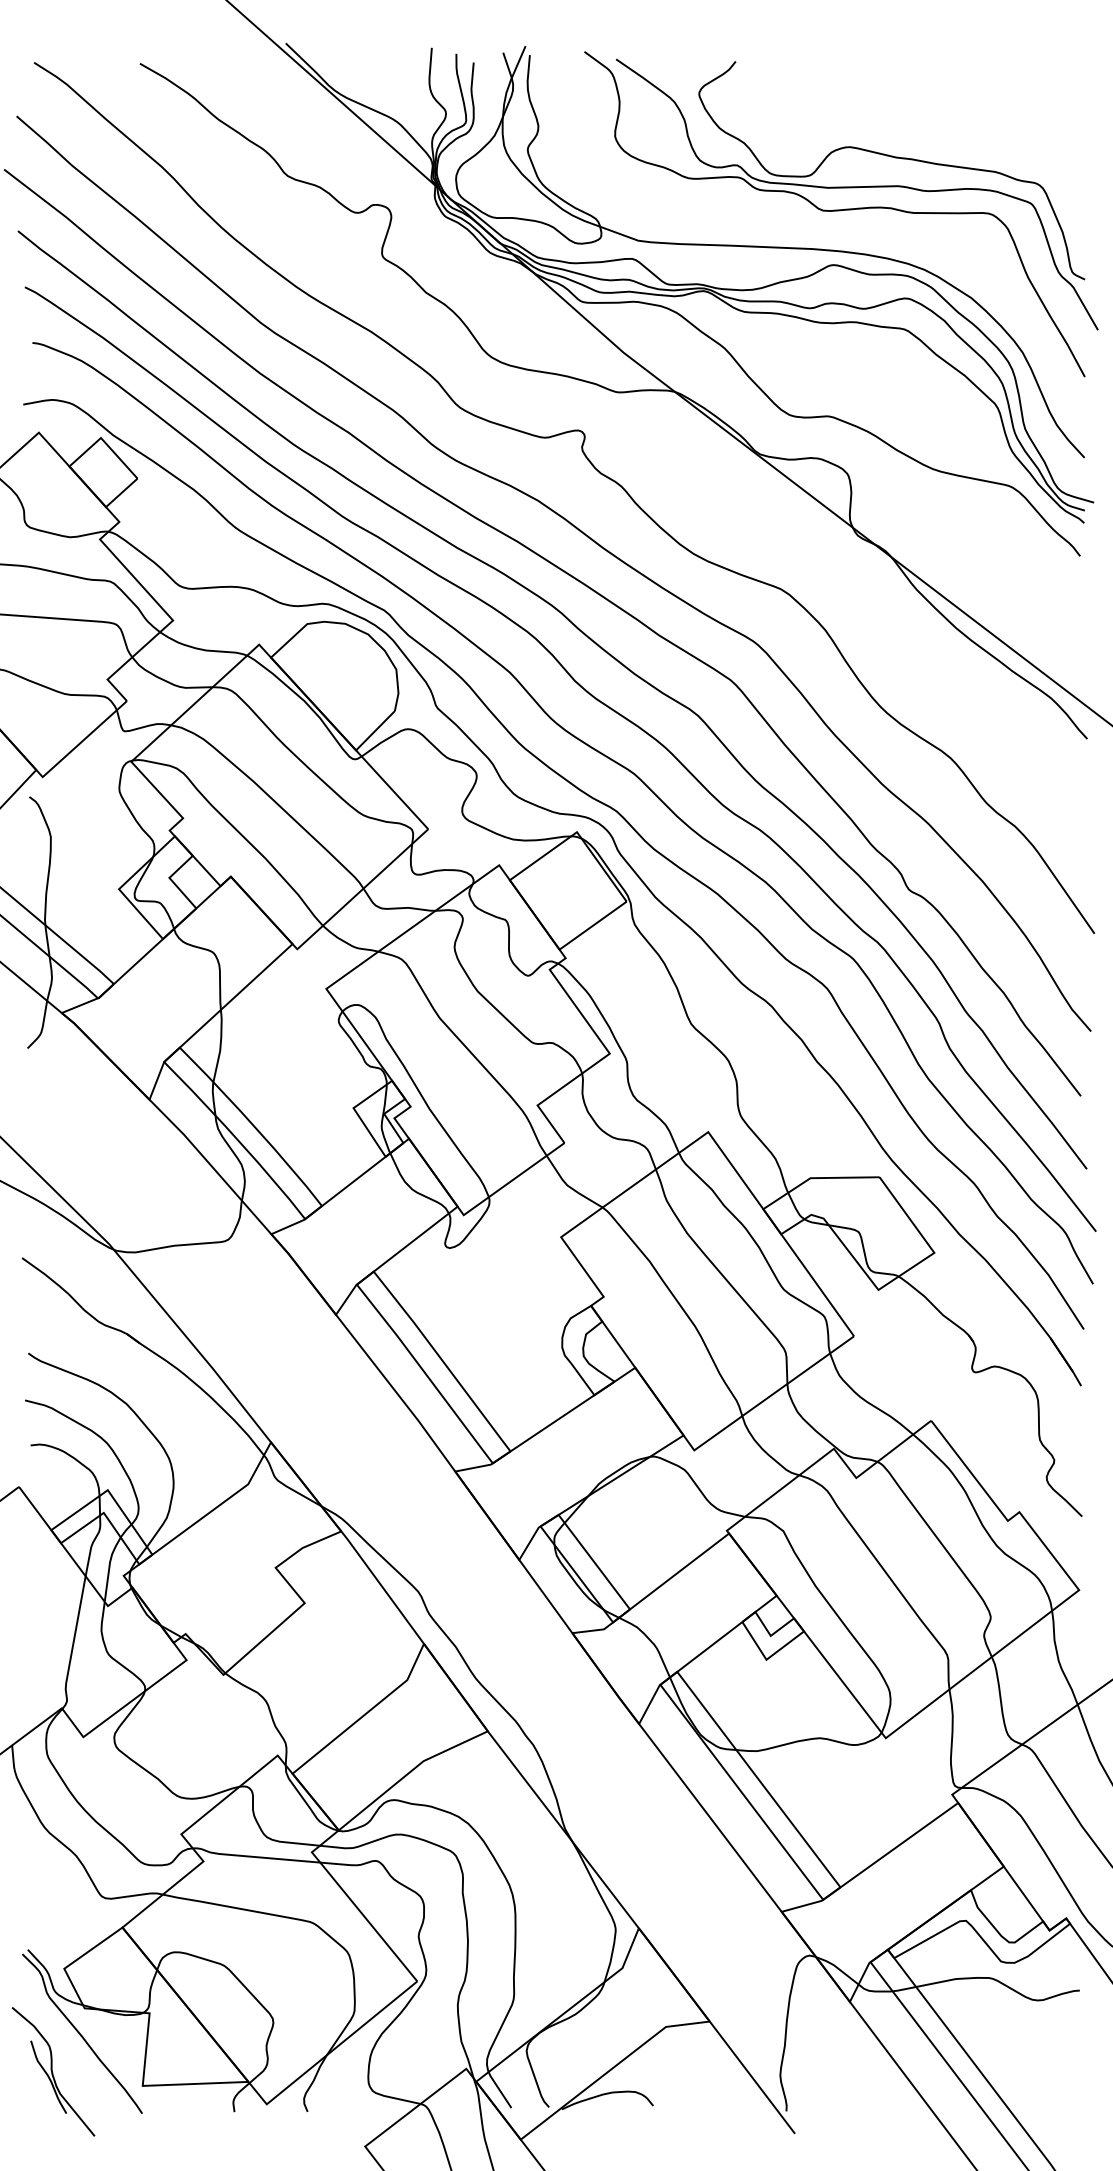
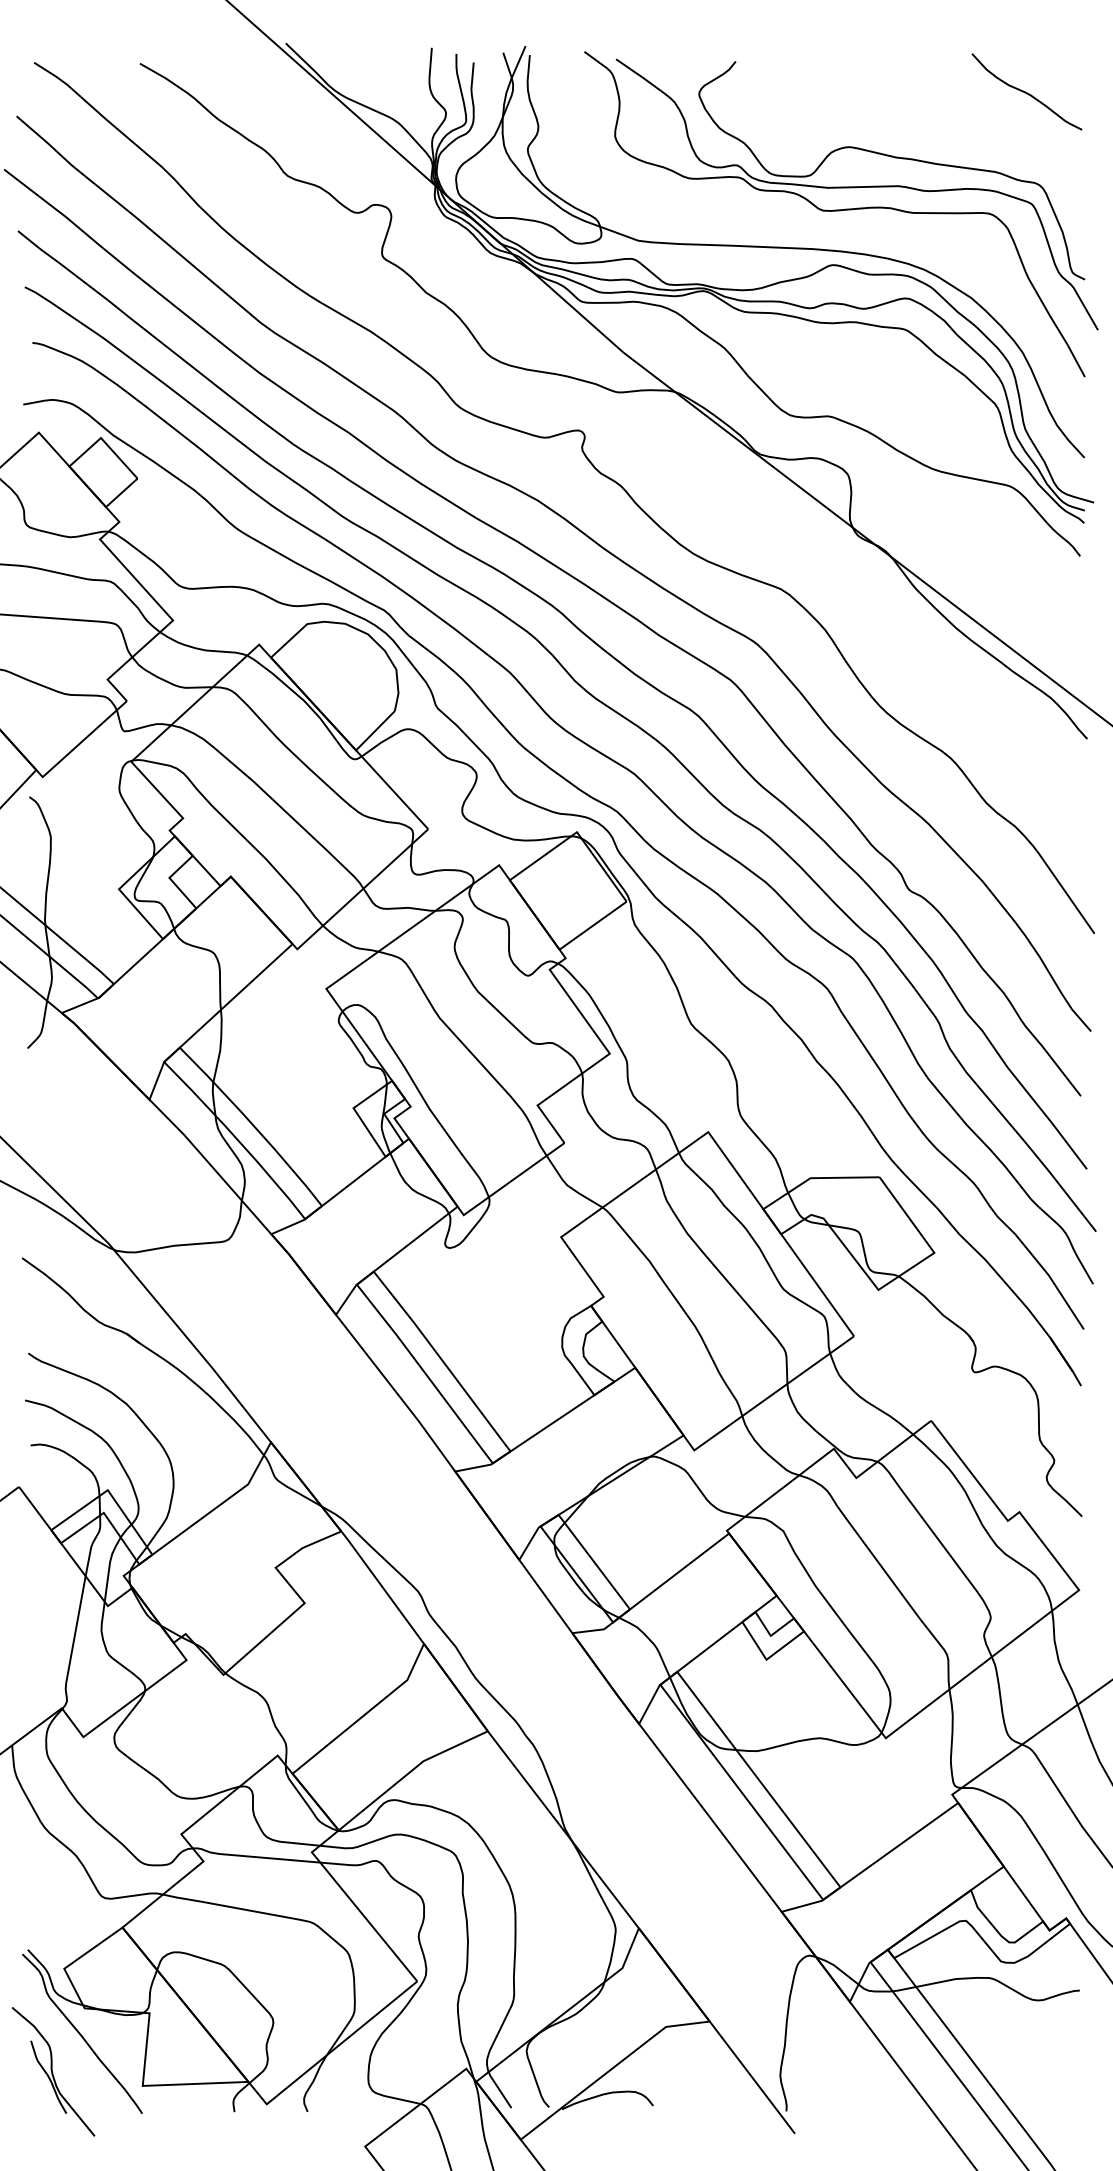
curve: none -> present (1025, 91)
